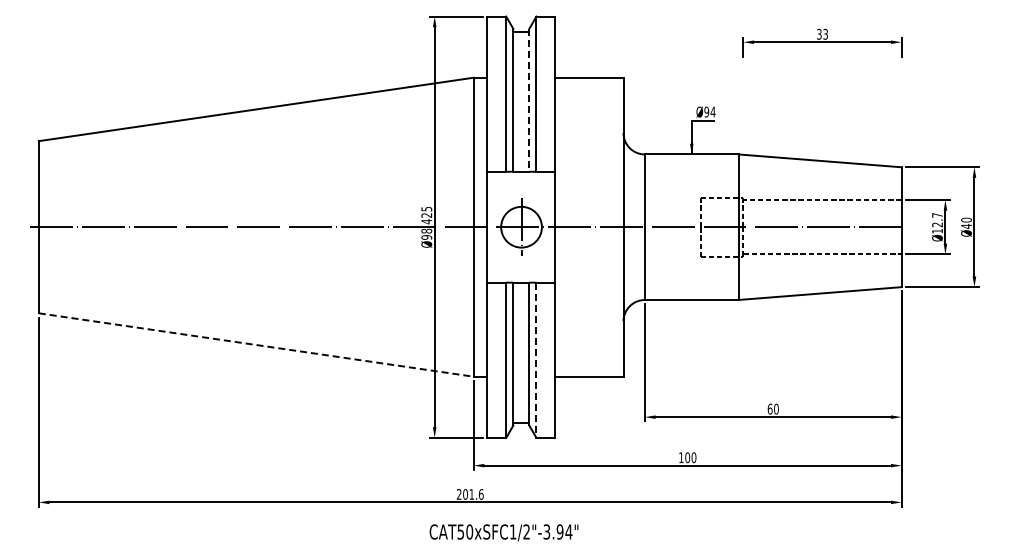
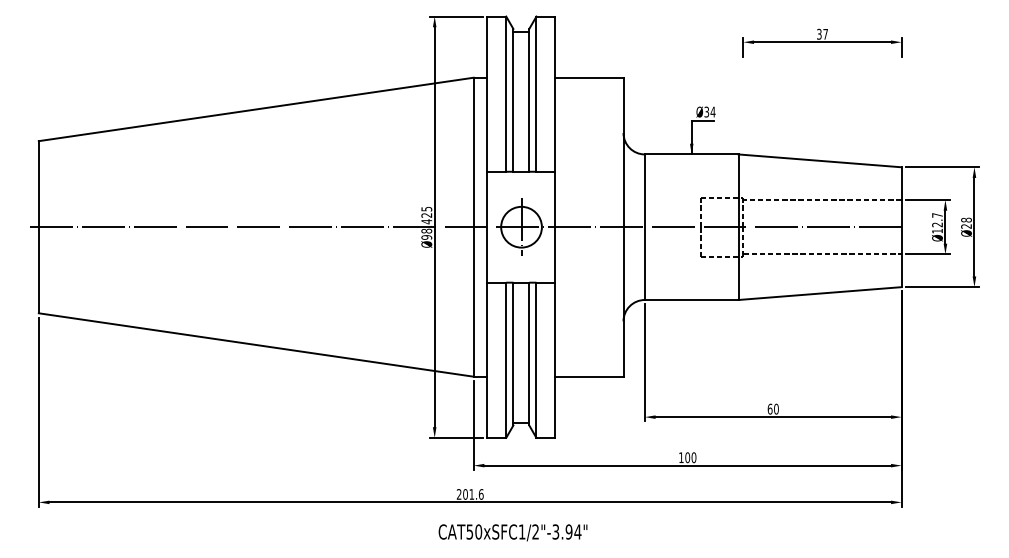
text: 33 -> 37 (825, 33)
line: dashed -> solid (529, 100)
text: Ø94 -> Ø34 (706, 111)
text: Ø40 -> Ø28 (966, 223)
line: dashed -> solid (256, 345)
line: dashed -> solid (536, 360)
text position: (503, 532) -> (512, 532) (512, 532)
